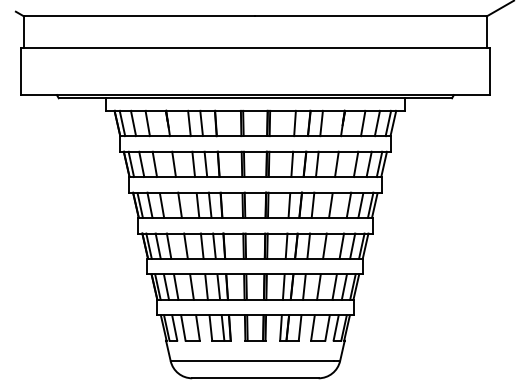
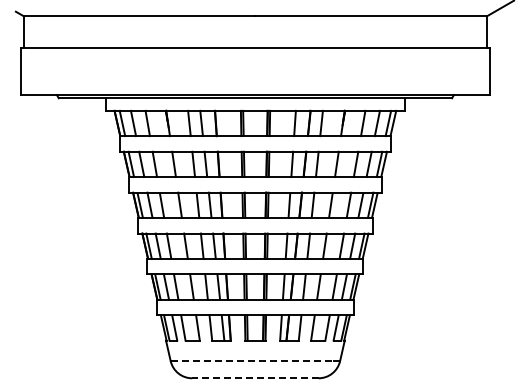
line: solid -> dashed (252, 361)
line: solid -> dashed (254, 378)
